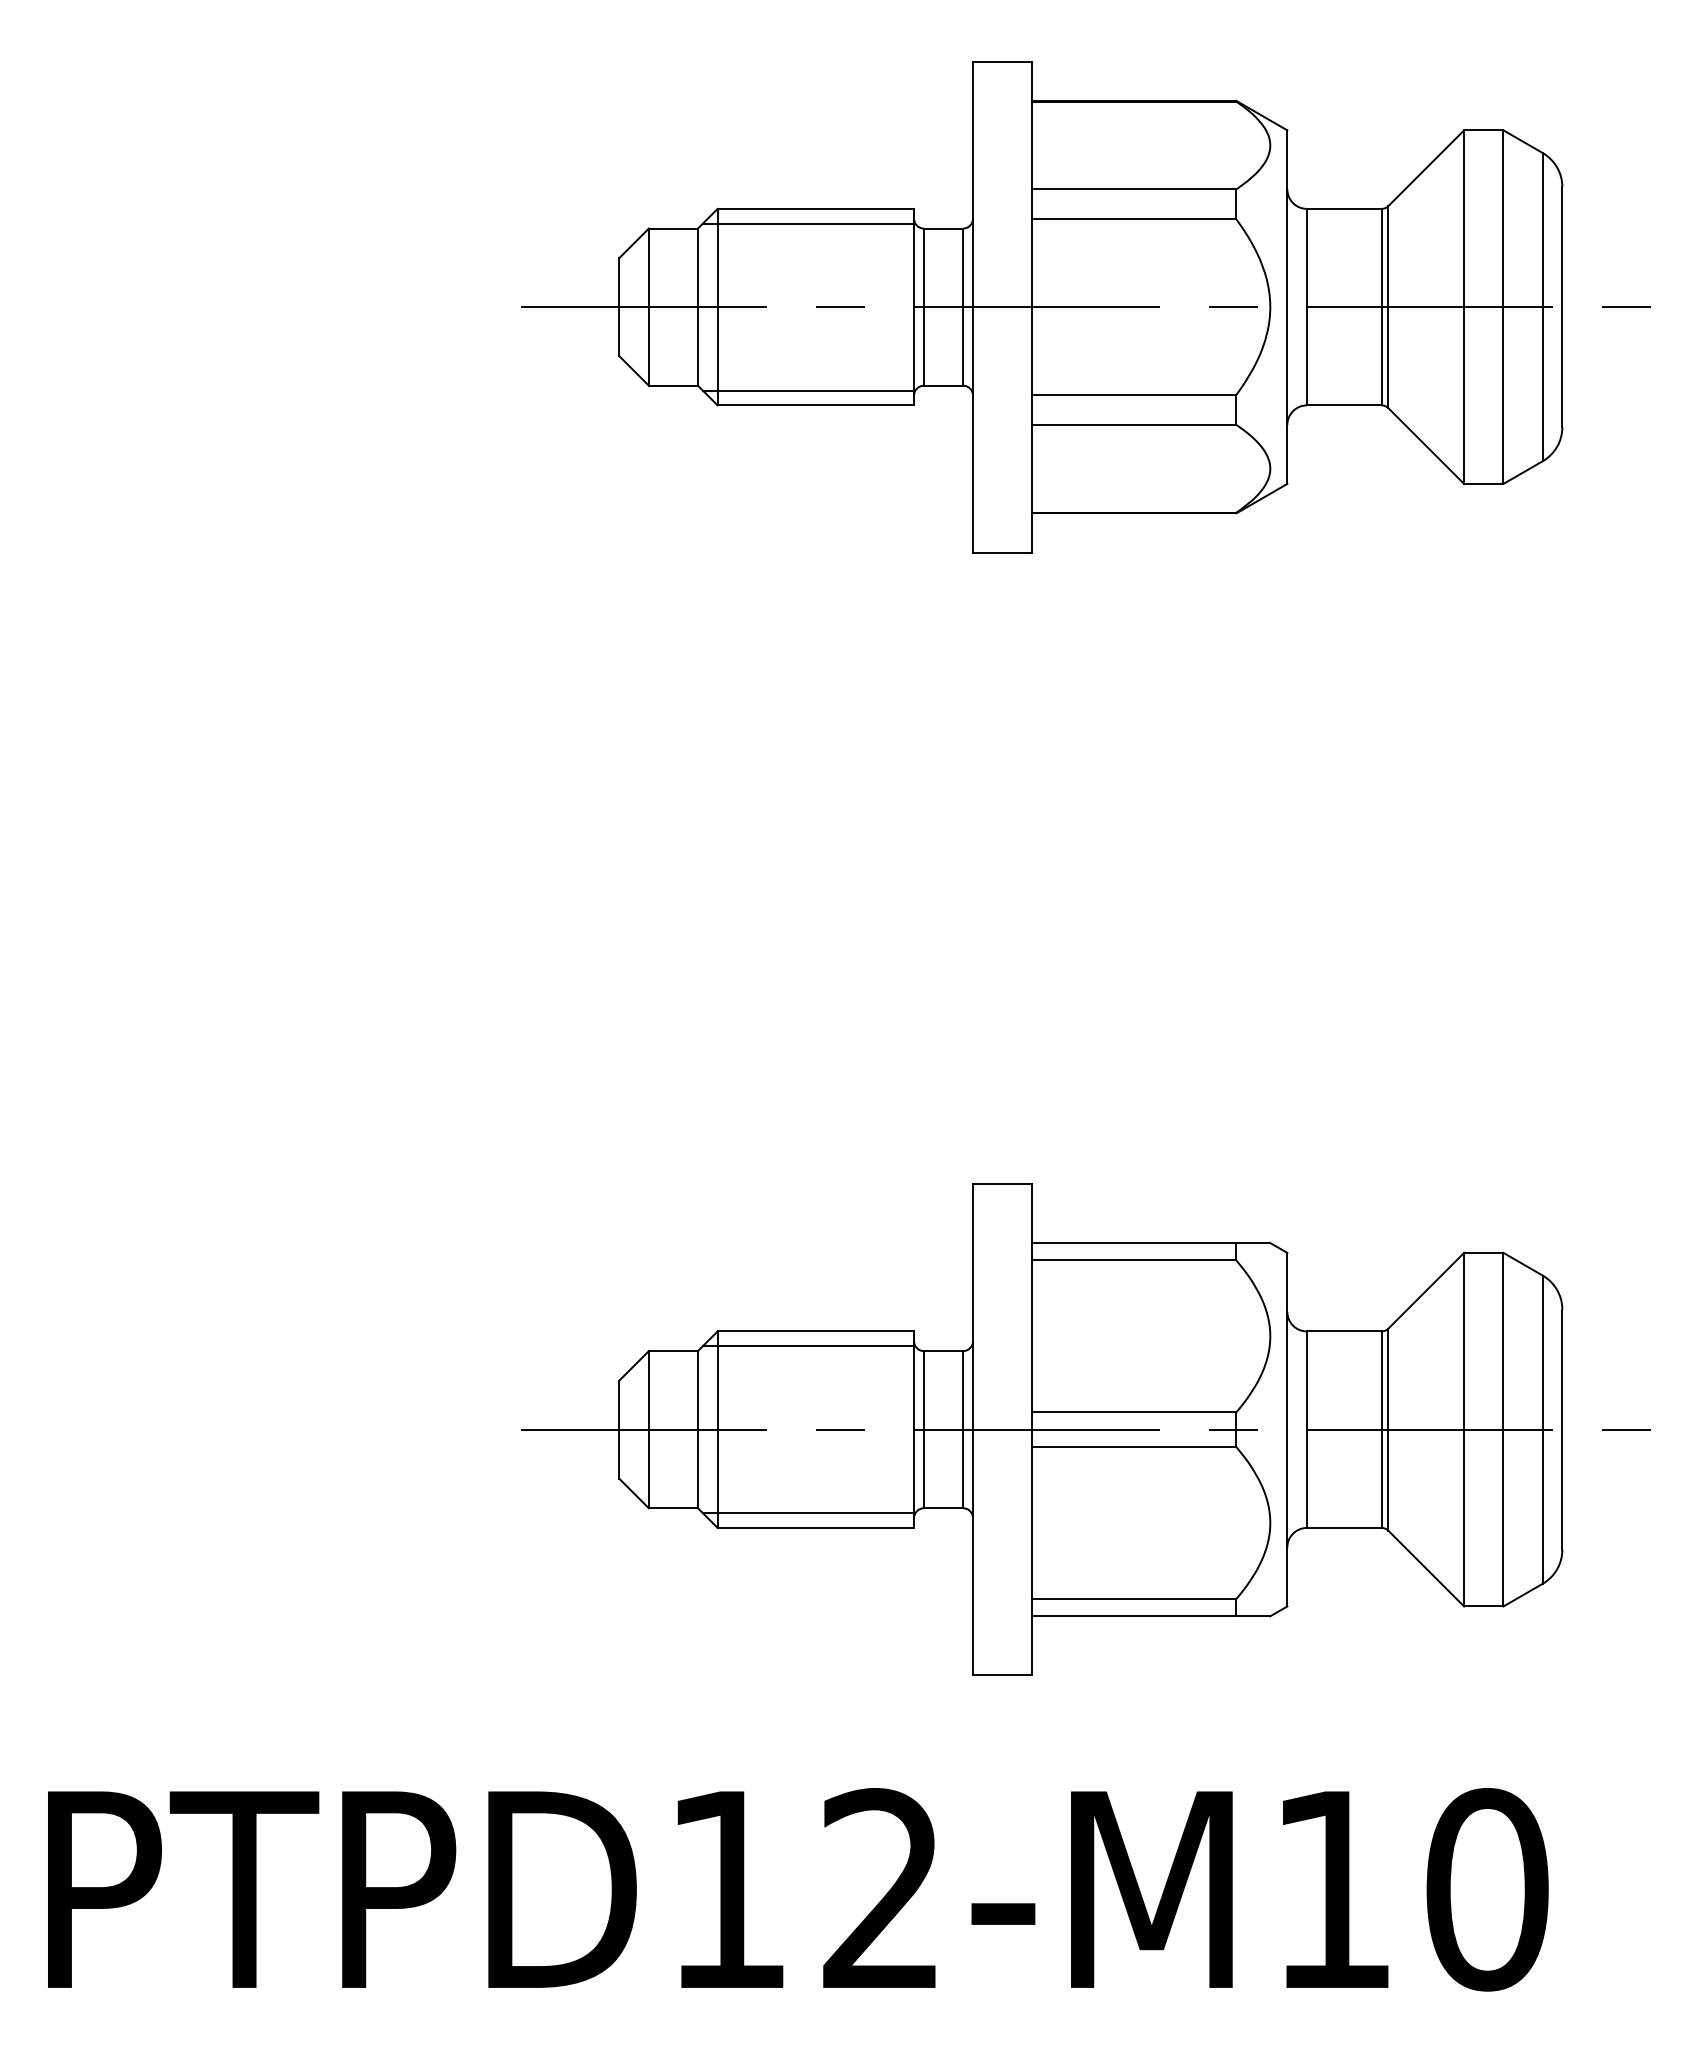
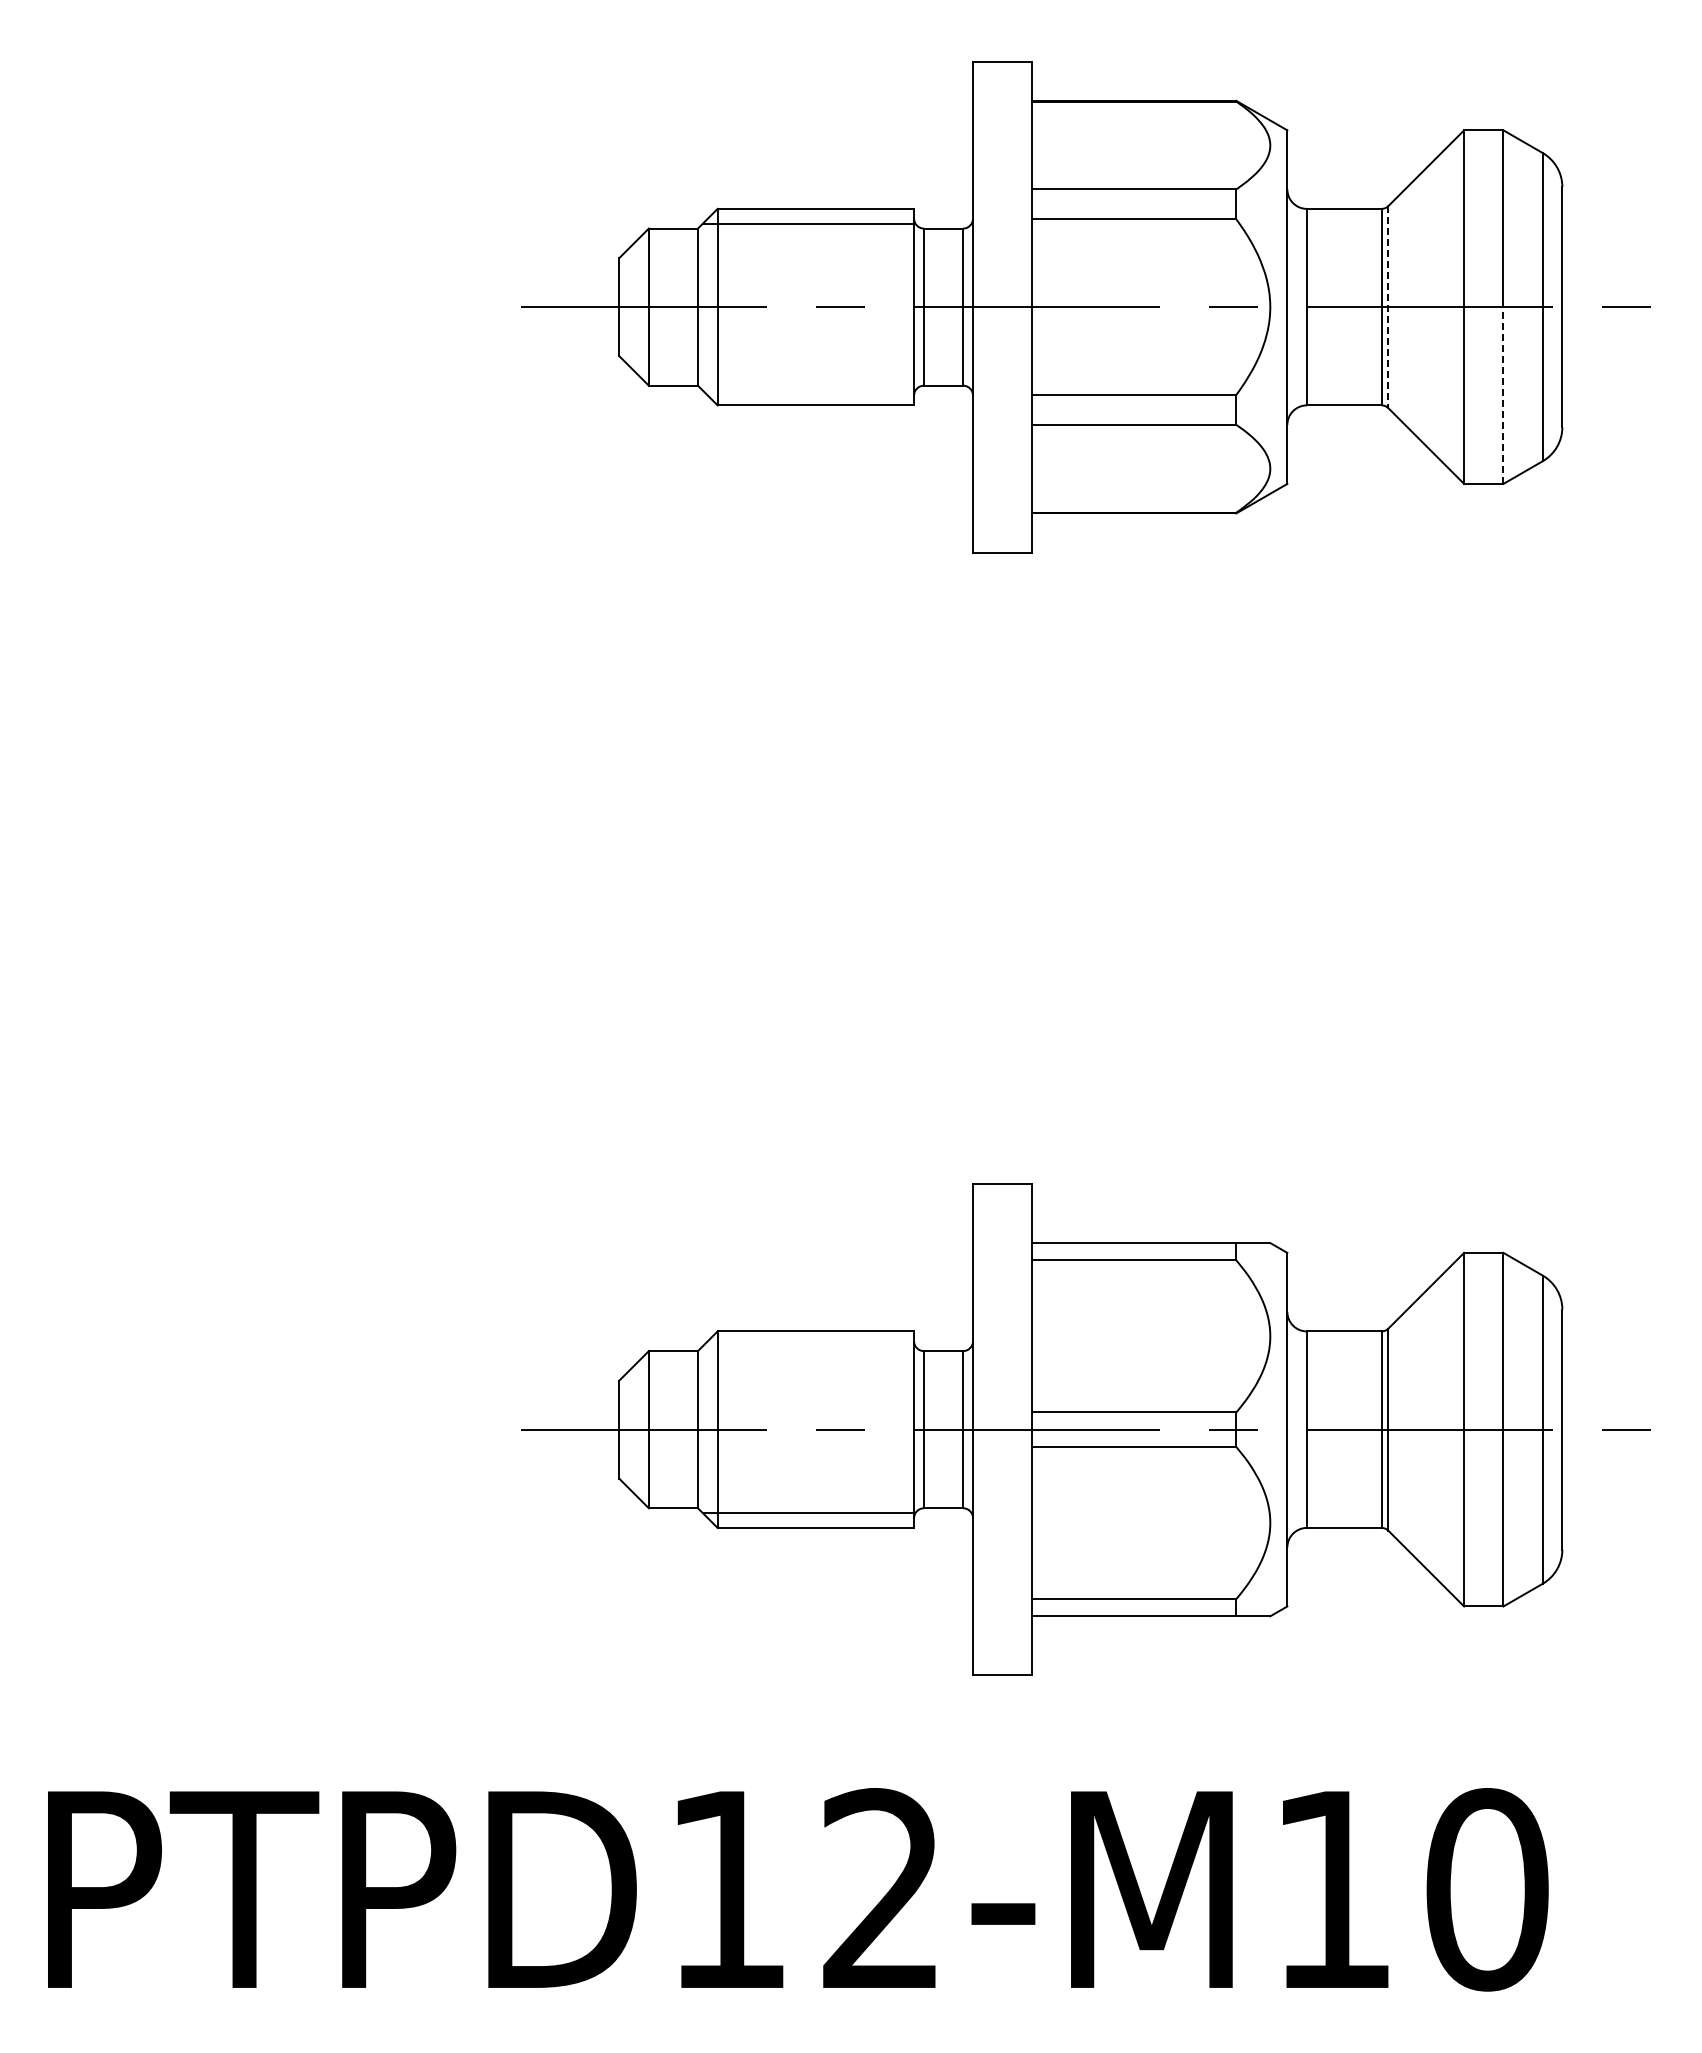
line: solid -> dashed (1388, 307)
line: present -> none (808, 390)
line: solid -> dashed (1503, 395)
line: present -> none (808, 1346)
